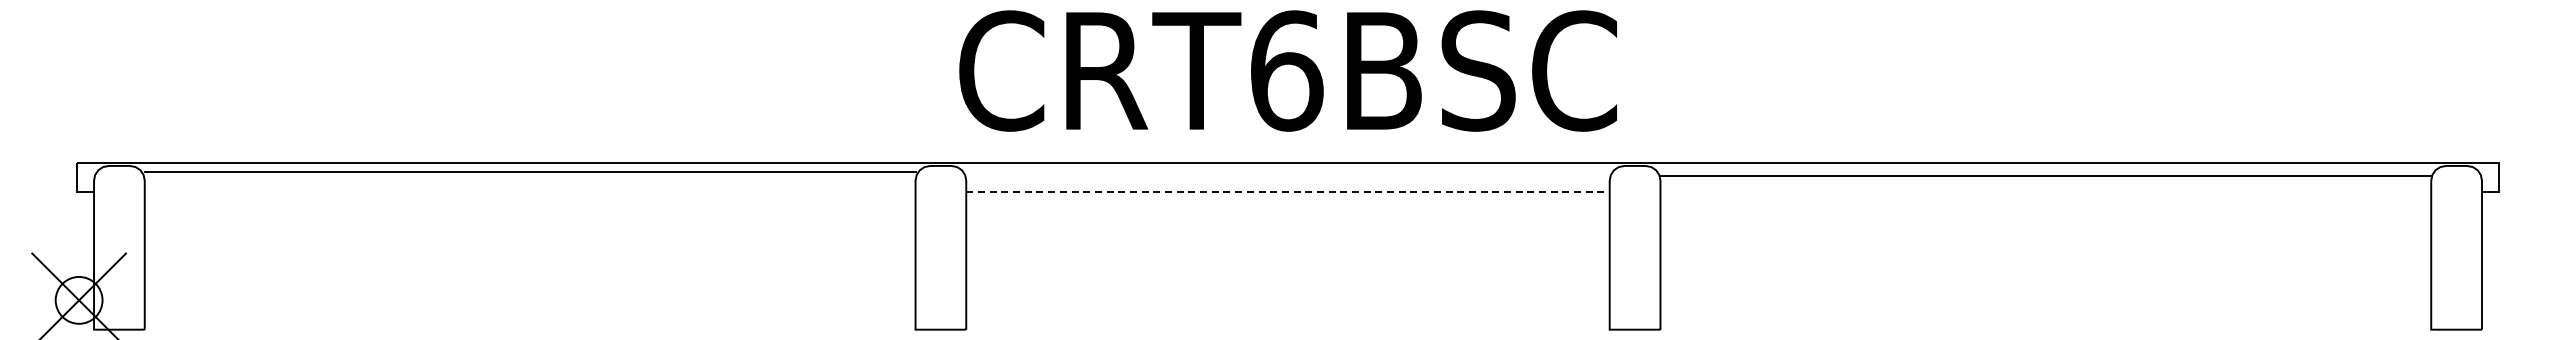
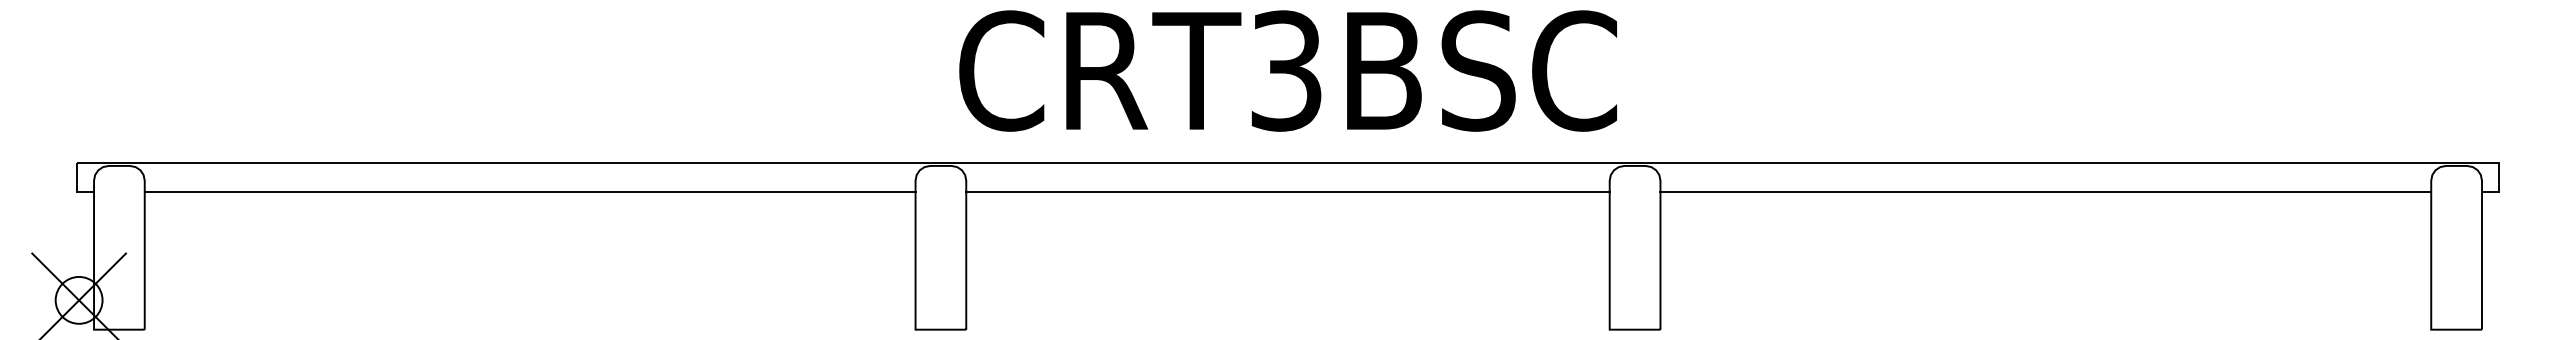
text: CRT6BSC -> CRT3BSC (1287, 70)
line position: (529, 172) -> (529, 192) (529, 192)
line position: (2045, 176) -> (2045, 192) (2045, 192)
line: dashed -> solid (1287, 192)
